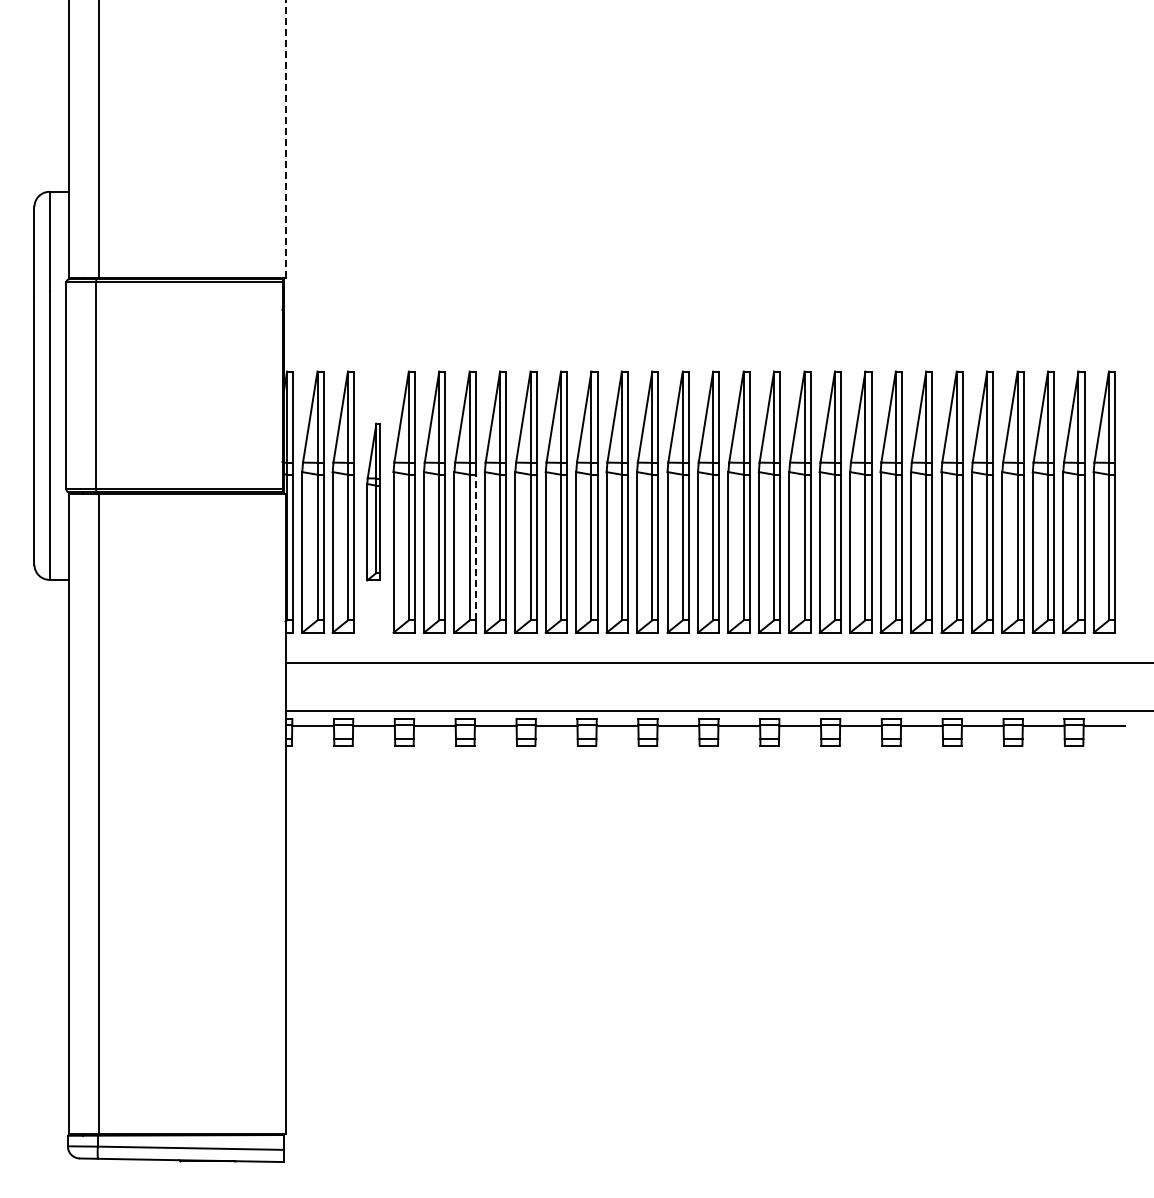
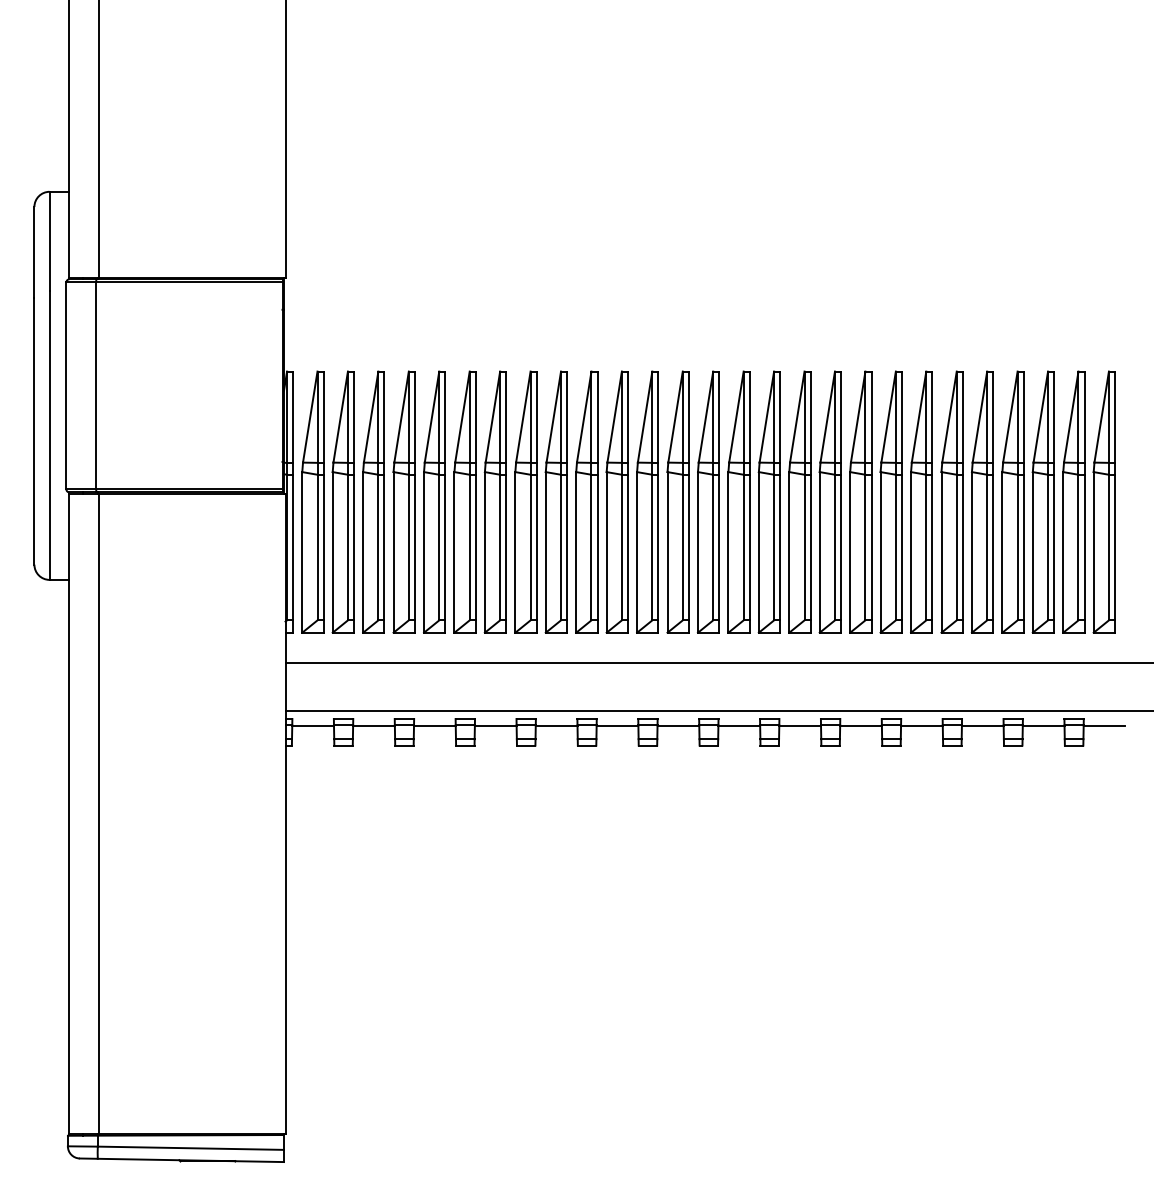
line: dashed -> solid (285, 138)
part size: 15x160 px -> 23x264 px (373, 501)
line: dashed -> solid (475, 547)
